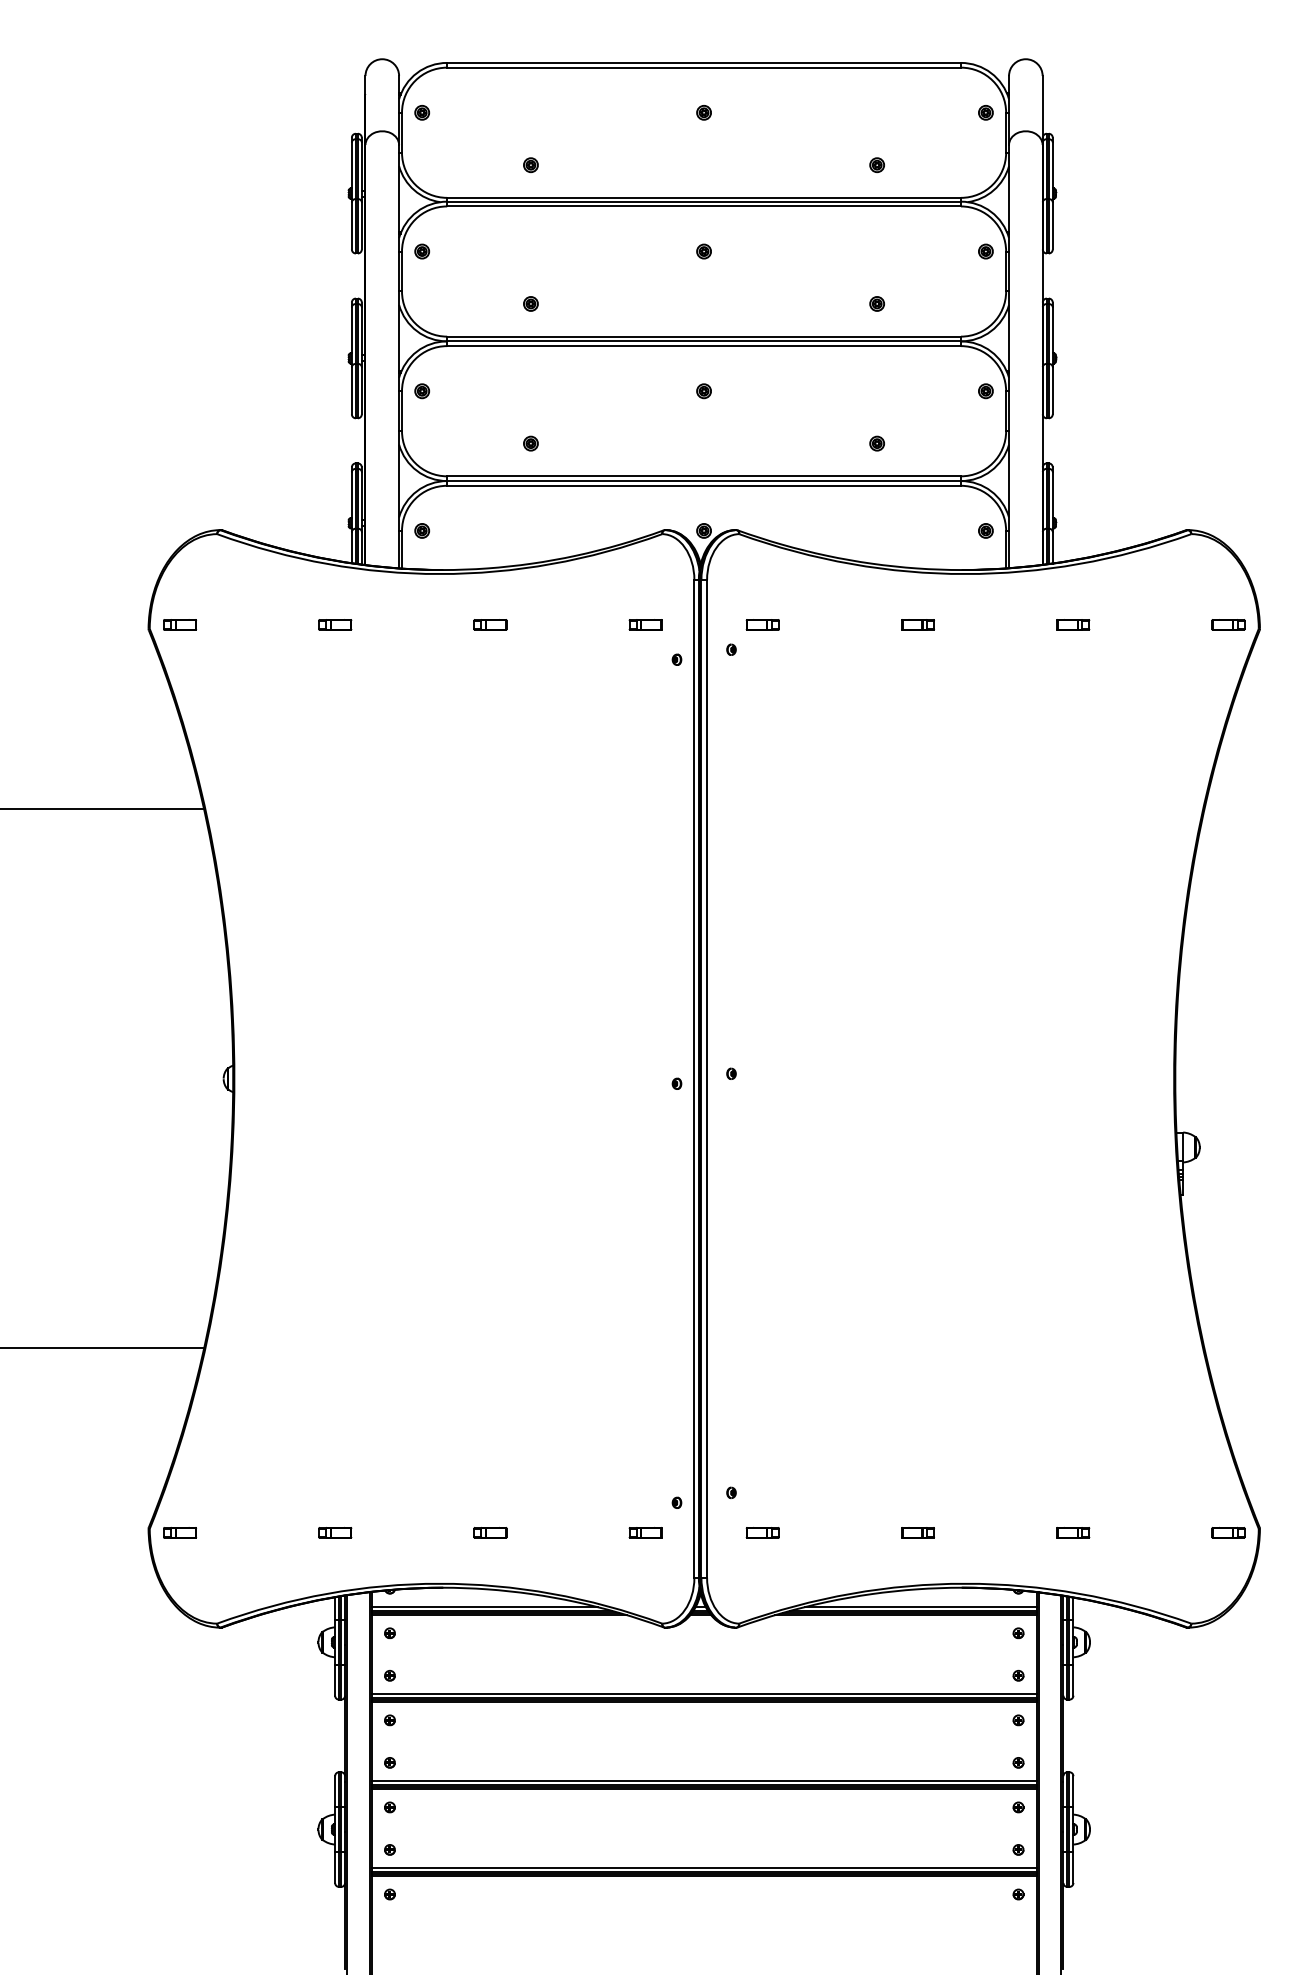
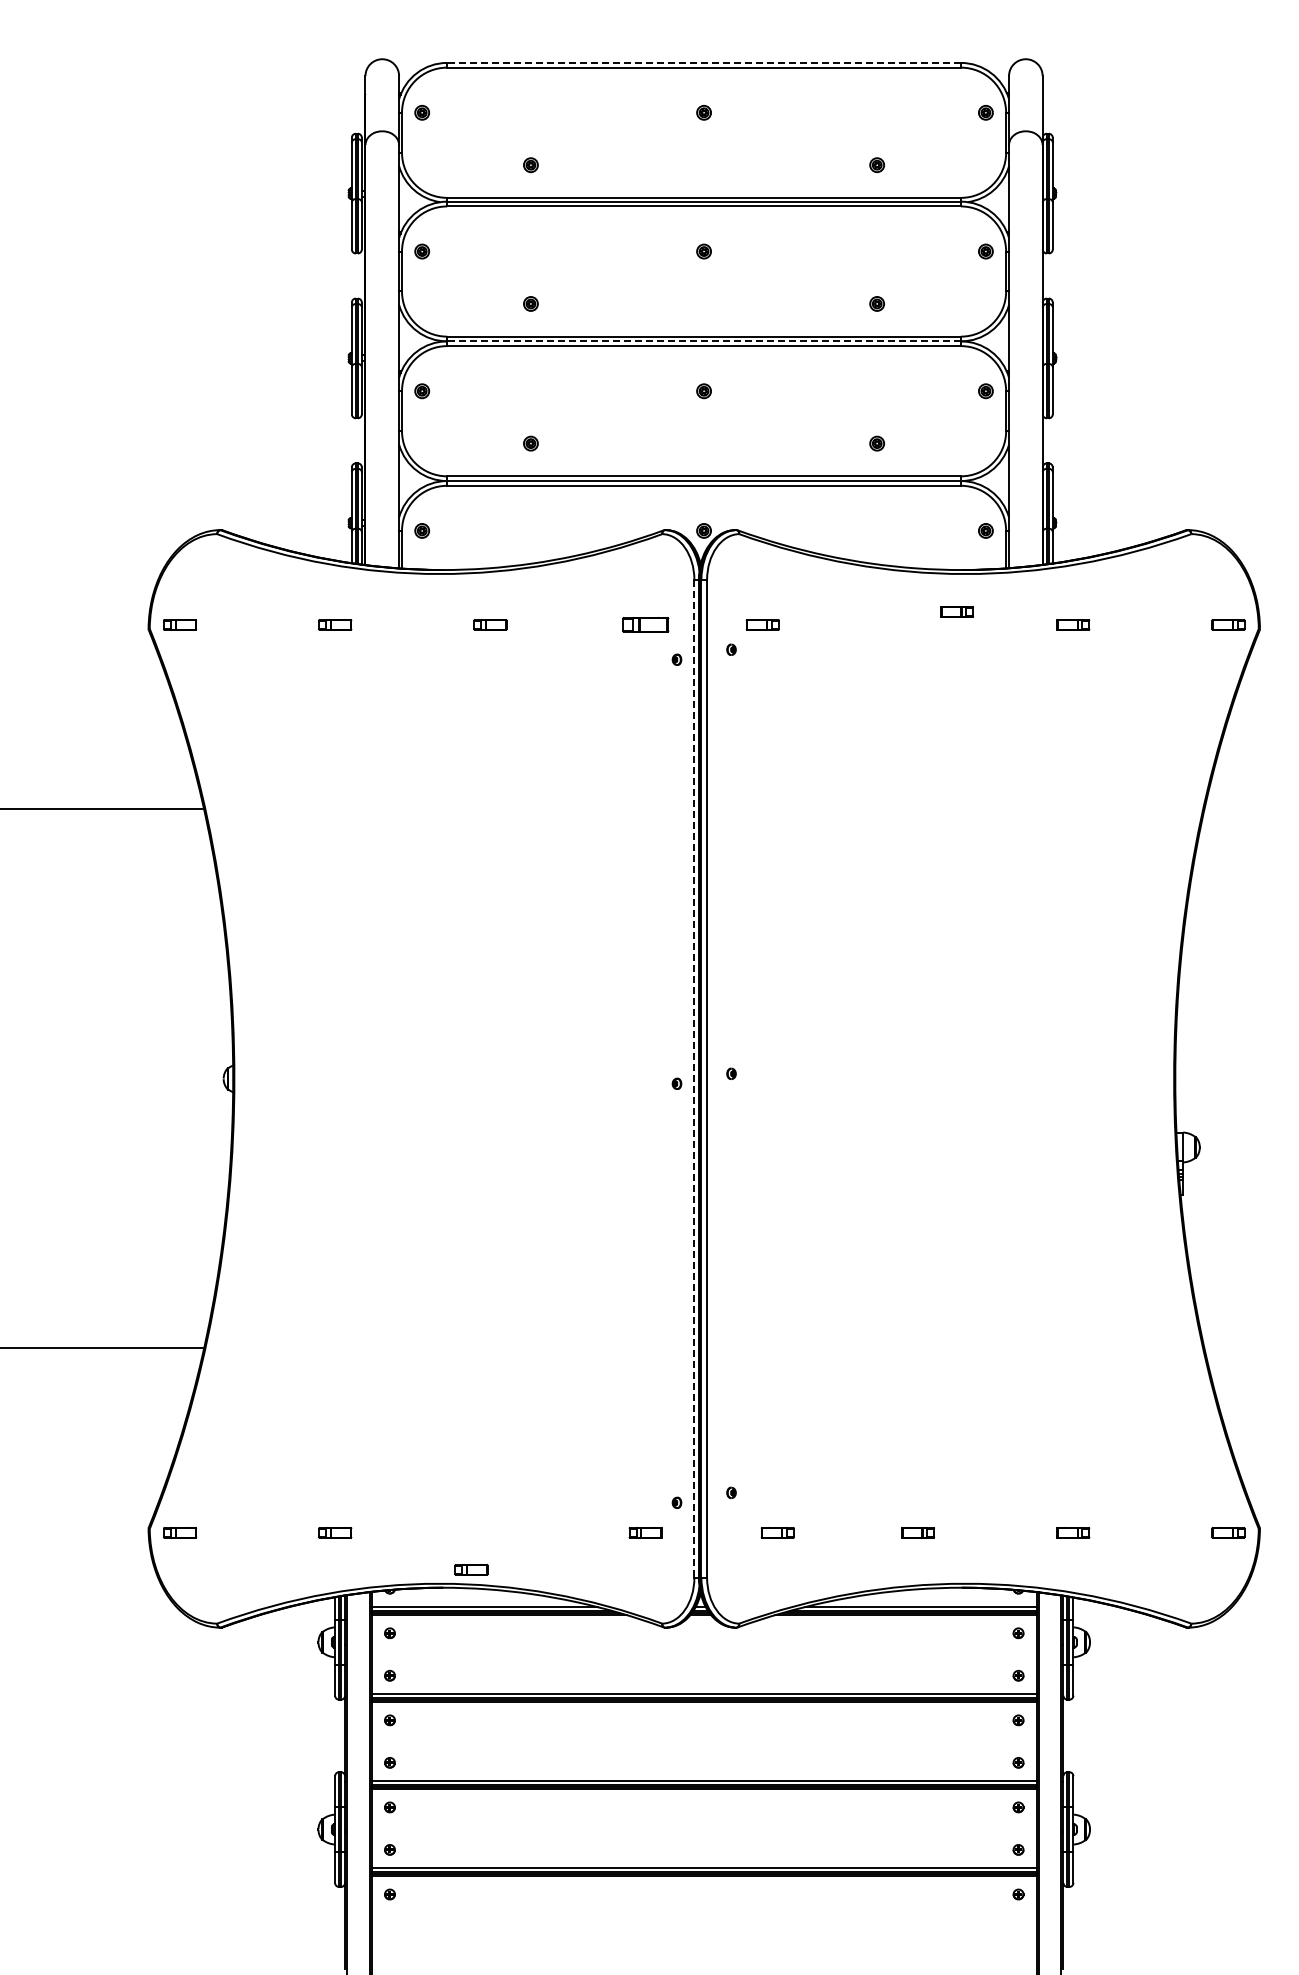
line: solid -> dashed (704, 62)
line: solid -> dashed (704, 341)
part size: 35x12 px -> 48x16 px (645, 624)
part position: (917, 624) -> (956, 611) (956, 611)
line: solid -> dashed (694, 1078)
part position: (490, 1532) -> (471, 1569) (471, 1569)
part position: (762, 1532) -> (777, 1532) (777, 1532)
